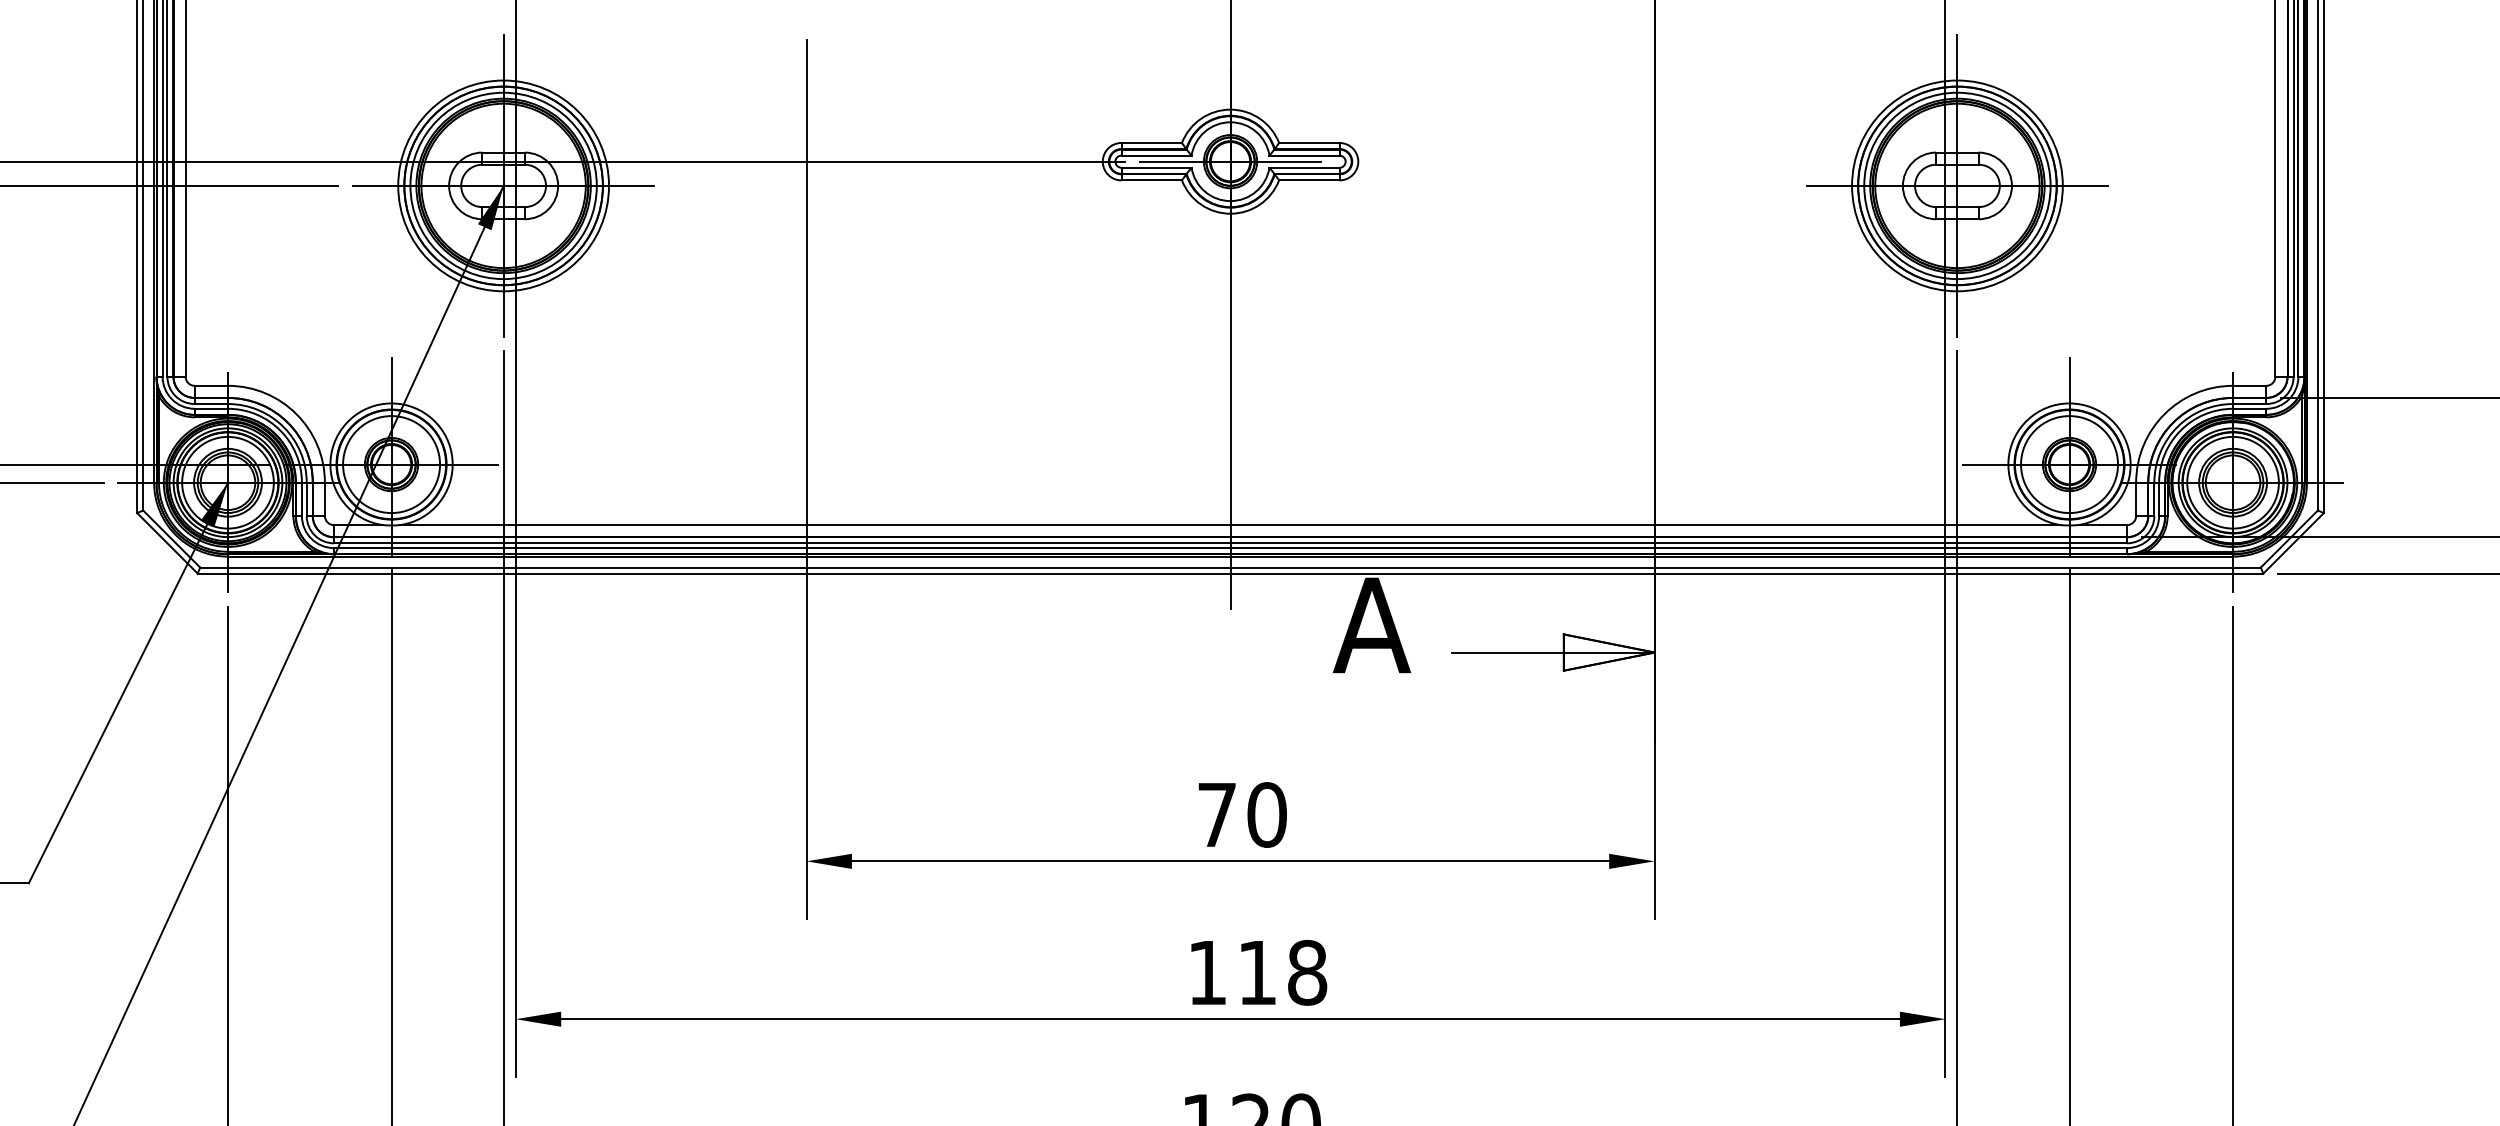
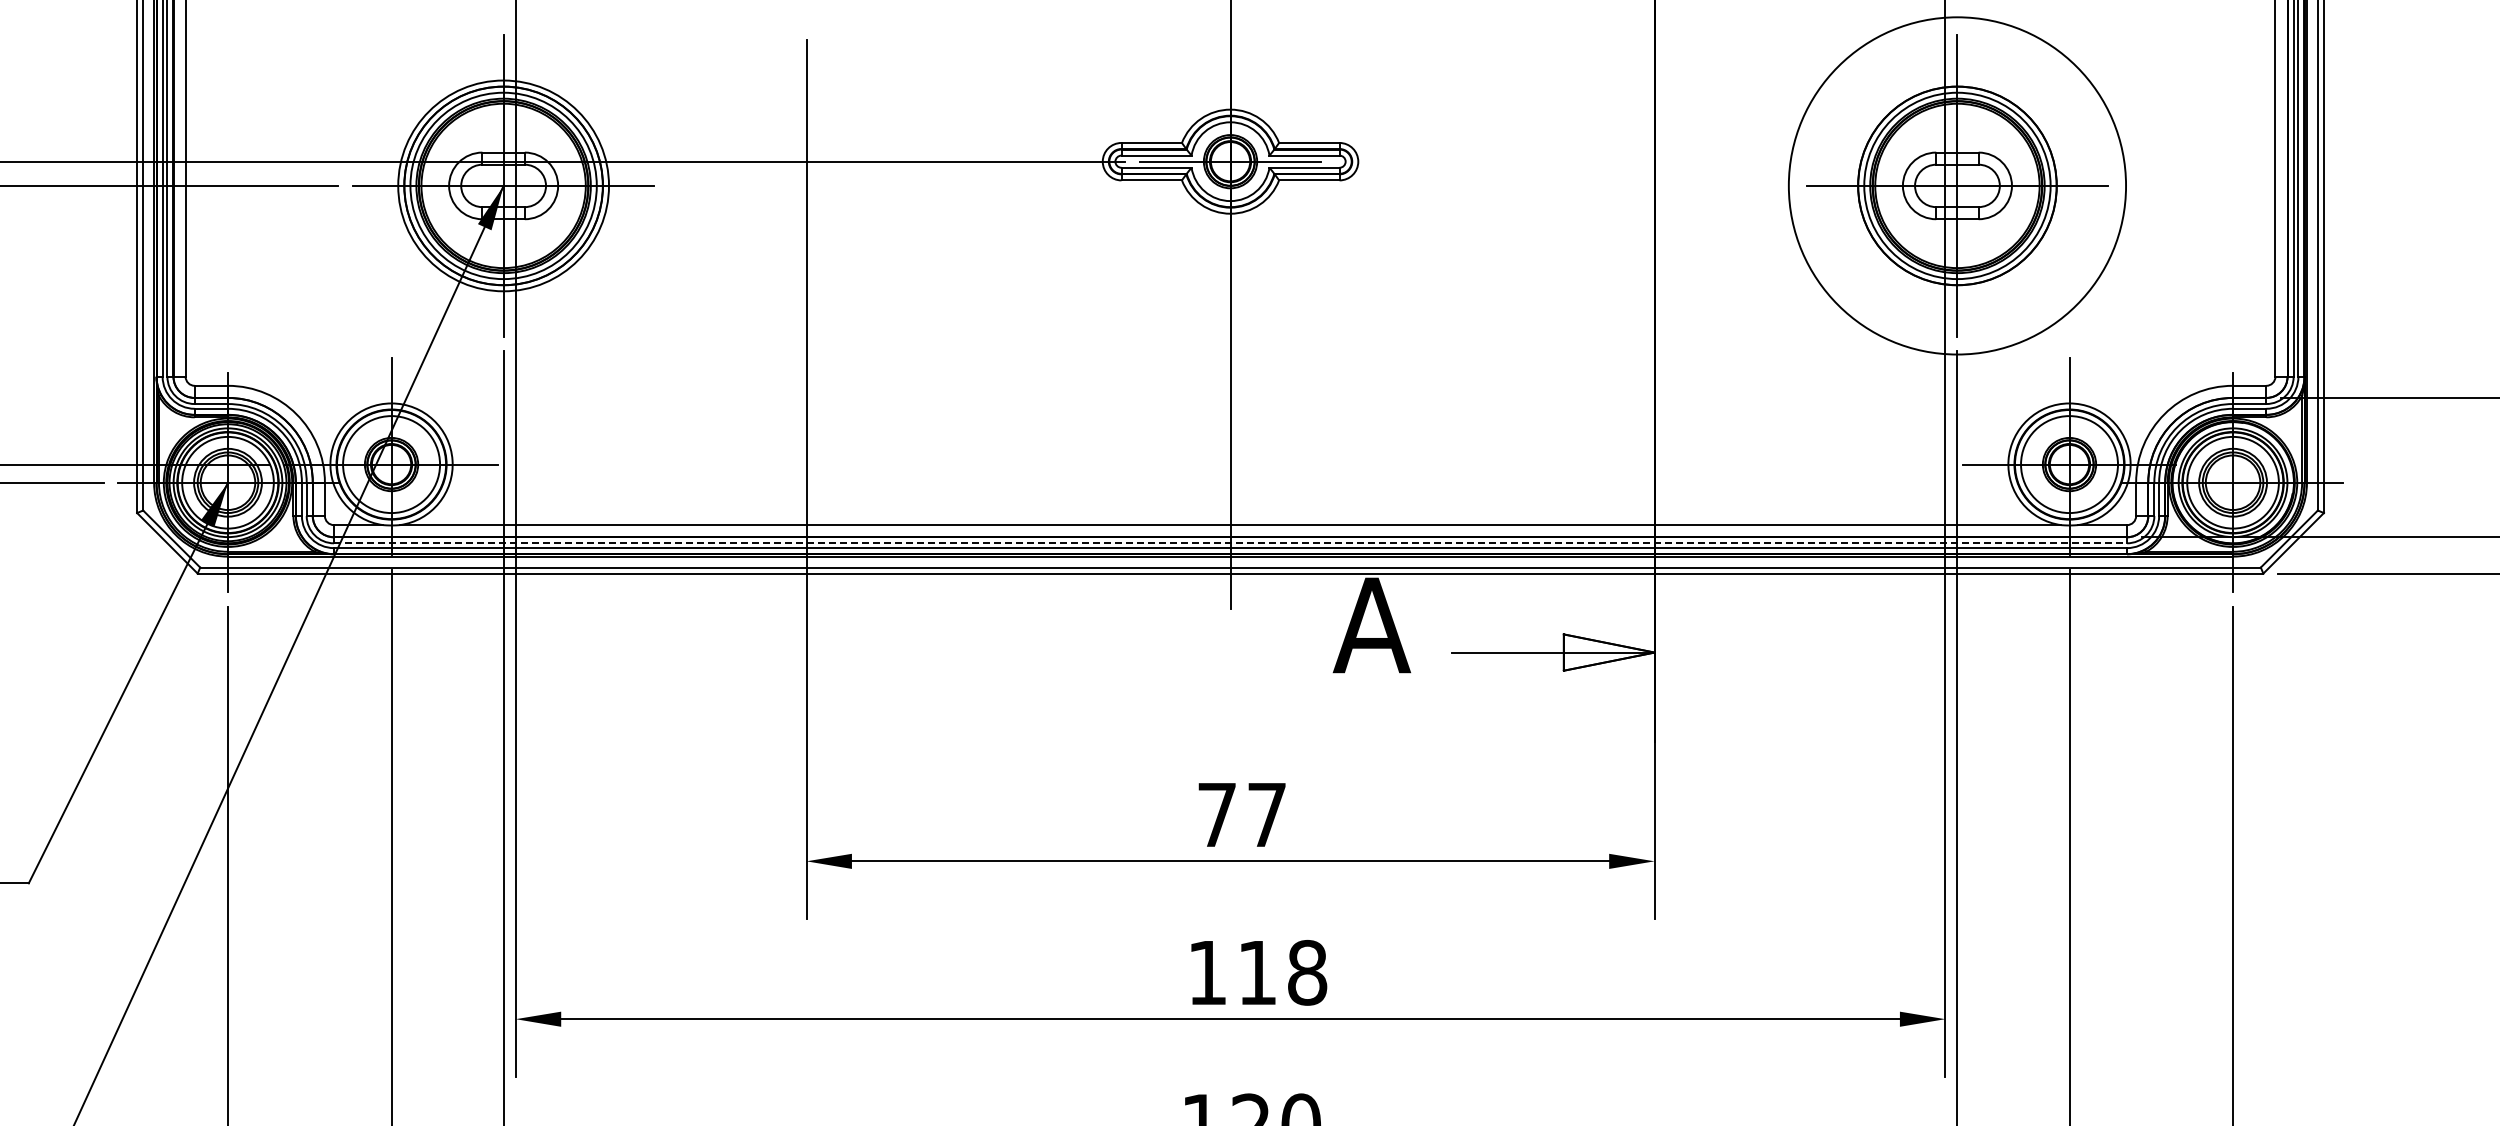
circle diameter: 211 px -> 337 px (1957, 185)
line: solid -> dashed (1230, 543)
text: 70 -> 77 (1266, 814)
